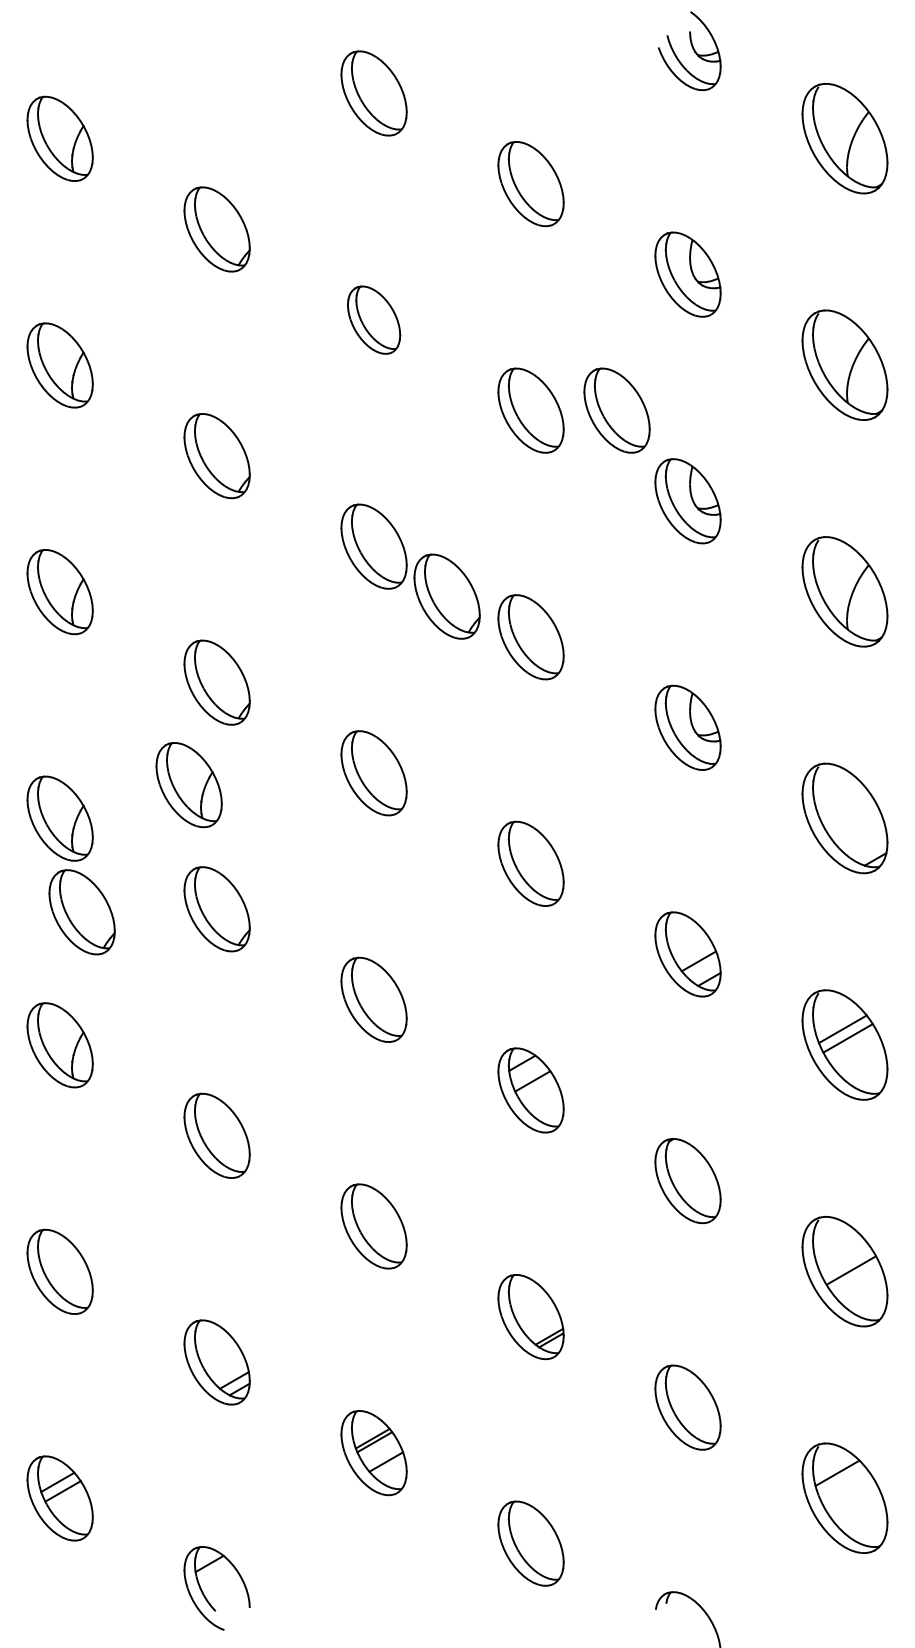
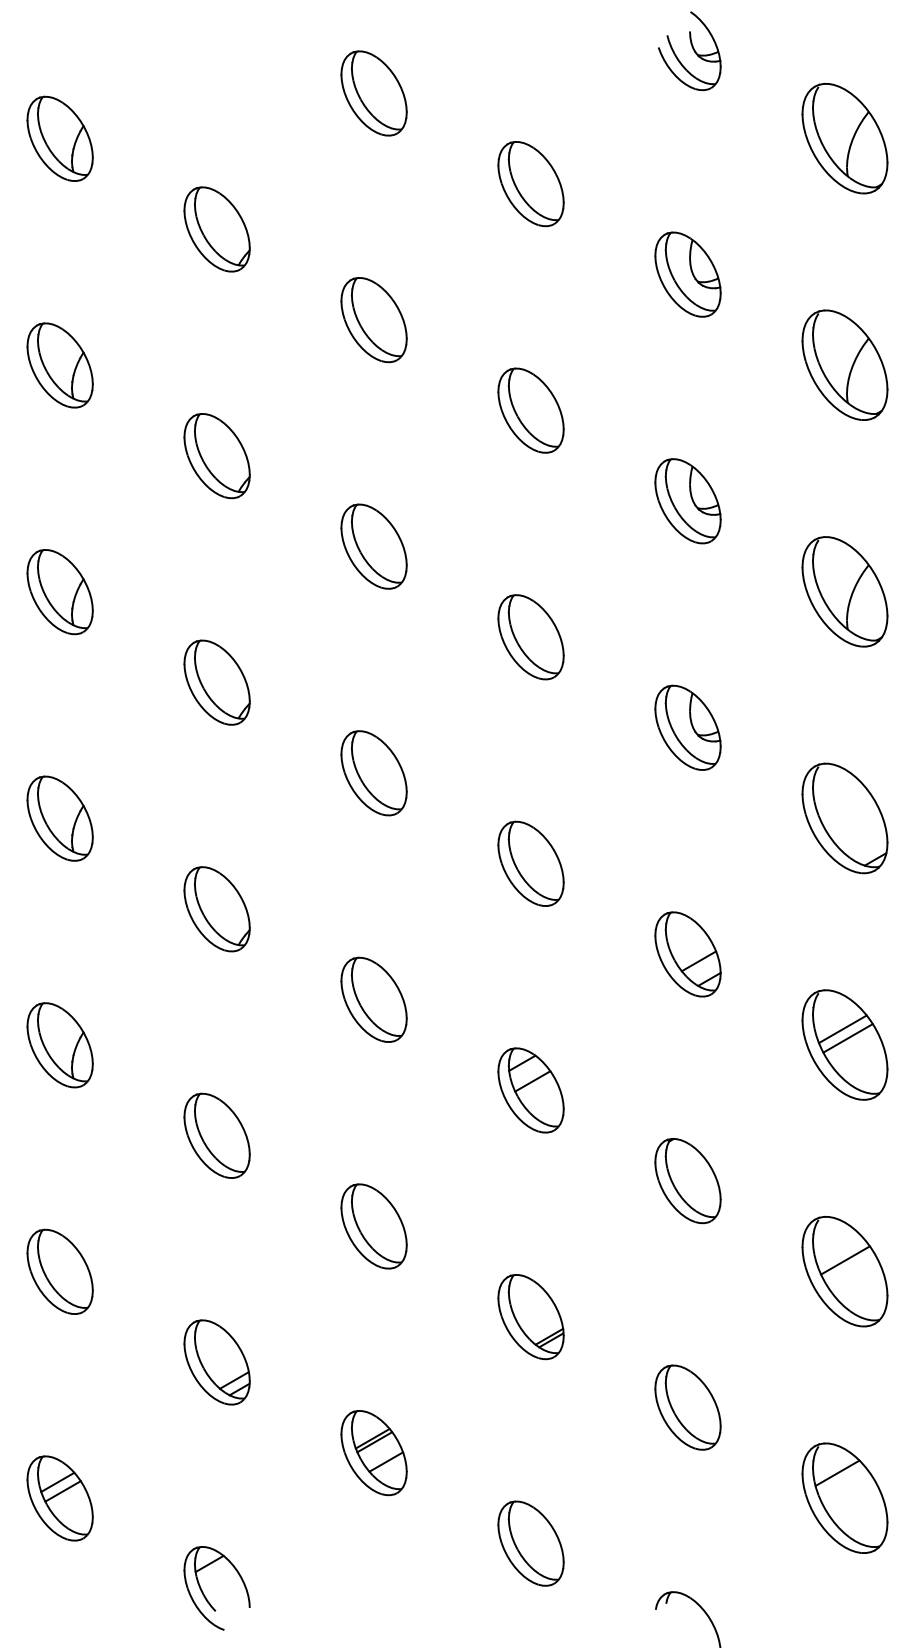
part size: 55x70 px -> 68x87 px (373, 320)
part: present -> none (616, 410)
part: present -> none (446, 596)
part: present -> none (188, 785)
part: present -> none (81, 912)
line position: (851, 1270) -> (845, 1260) (845, 1260)
